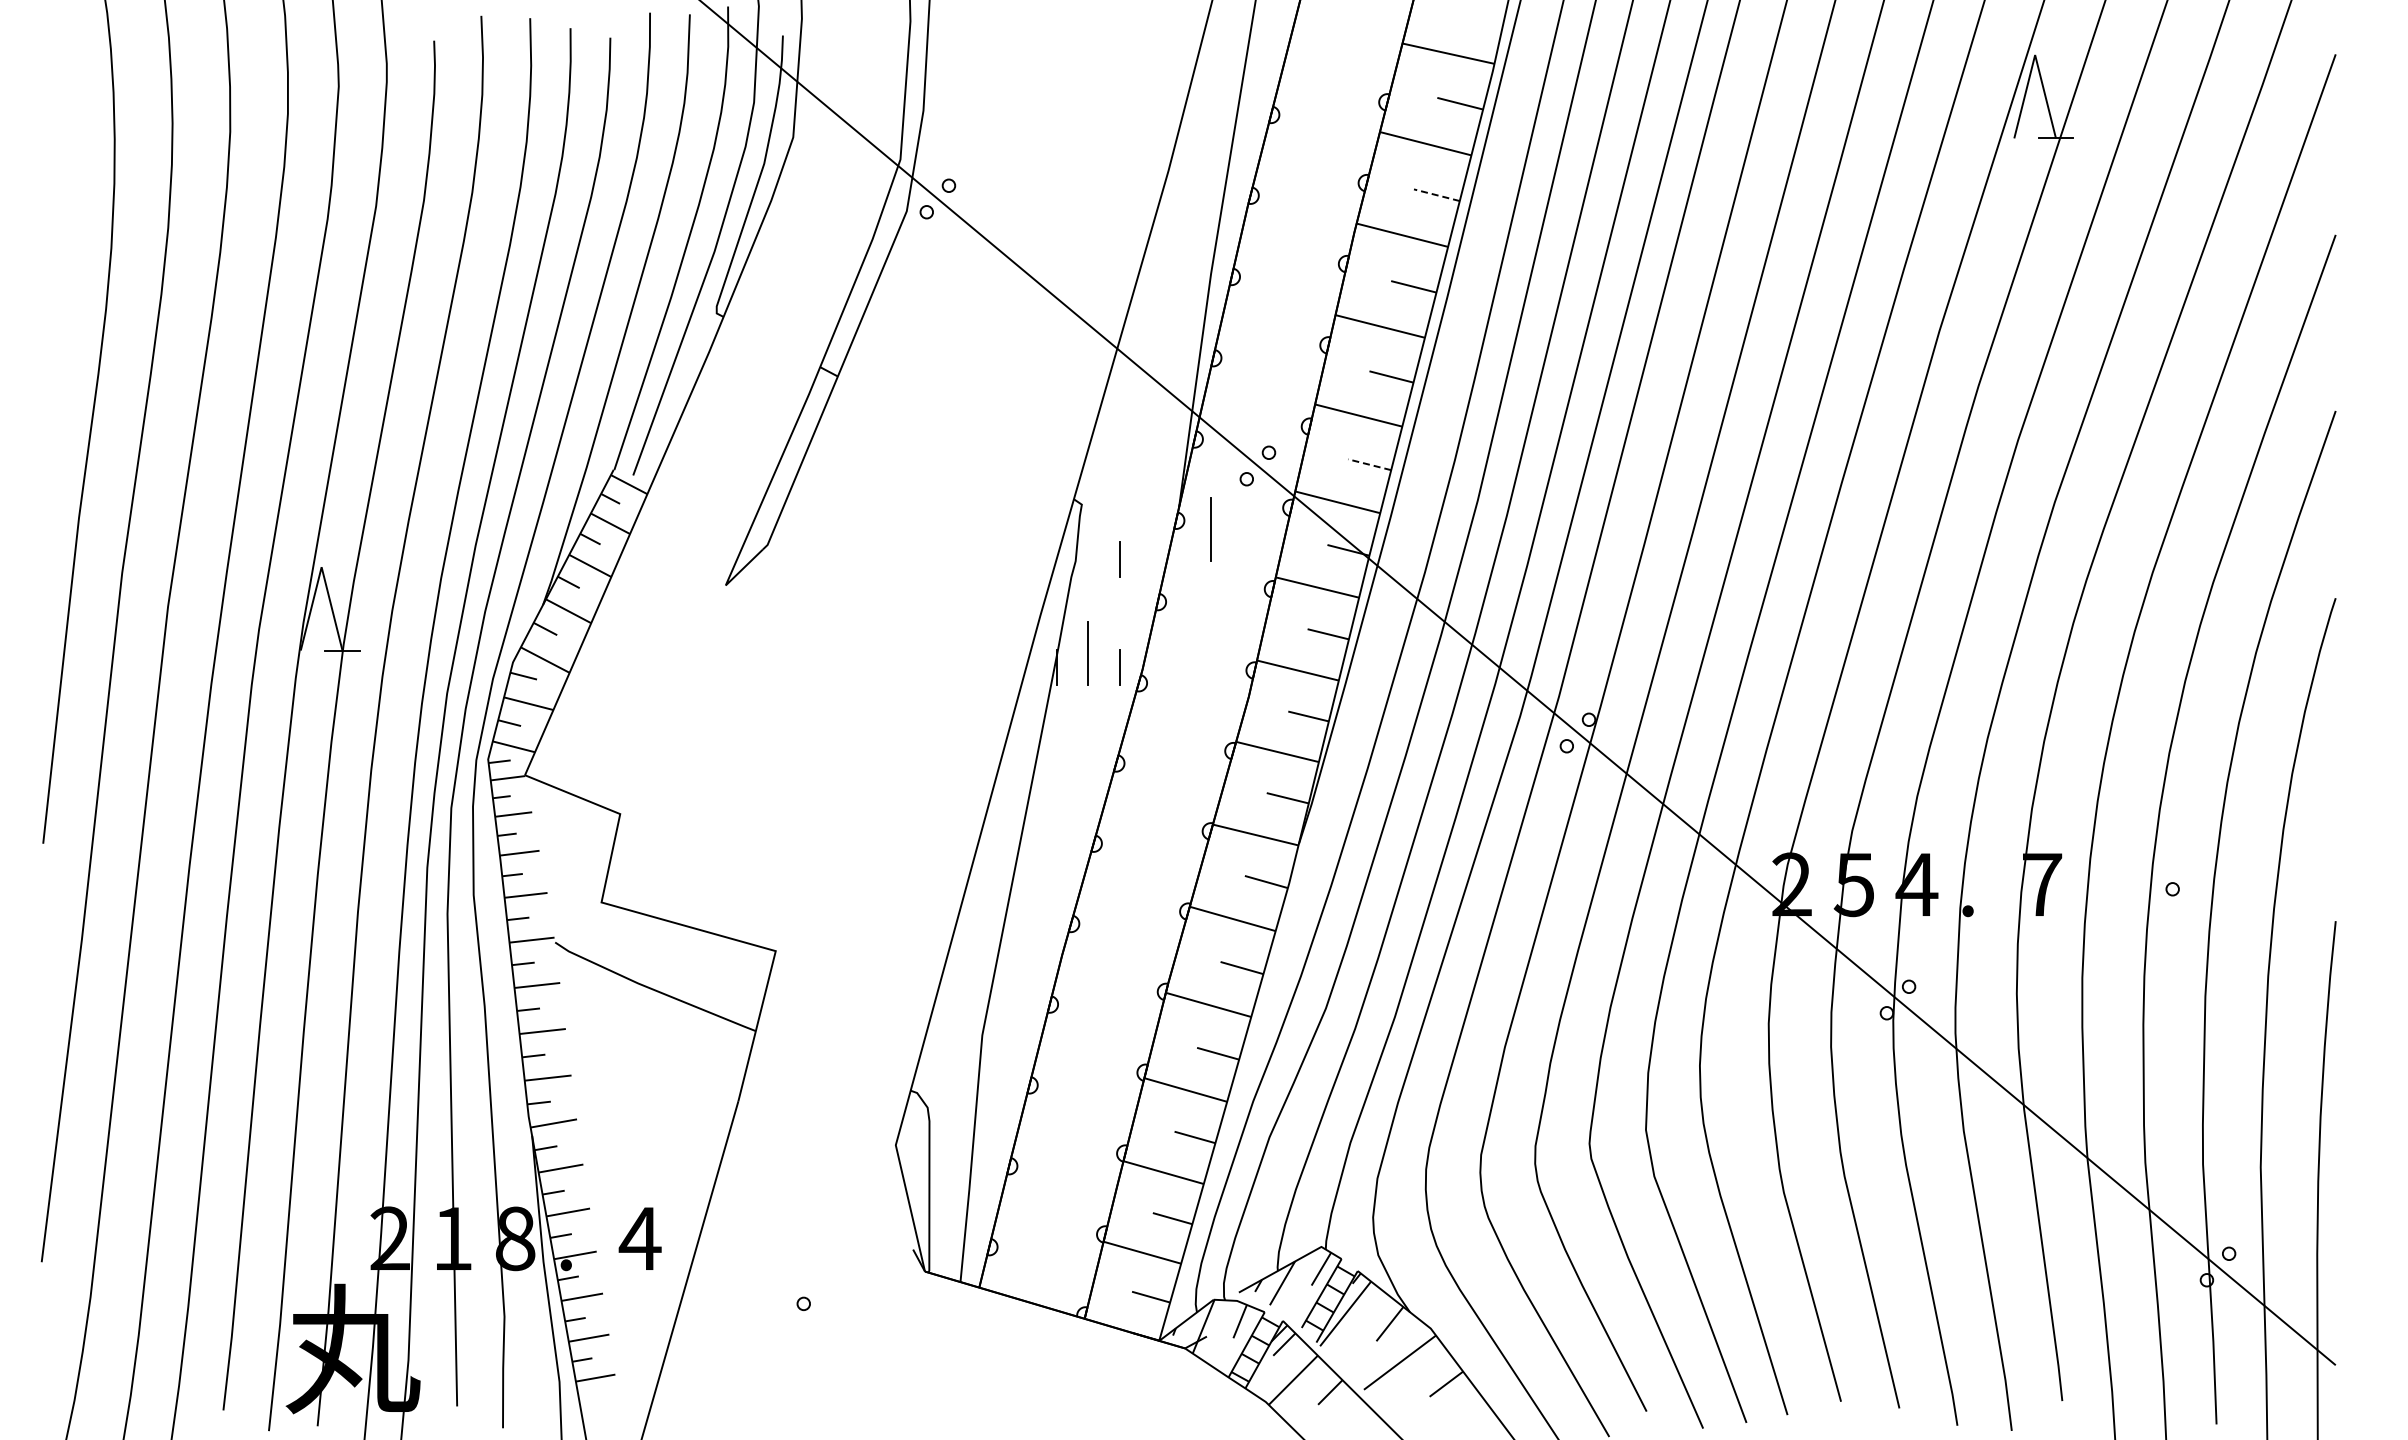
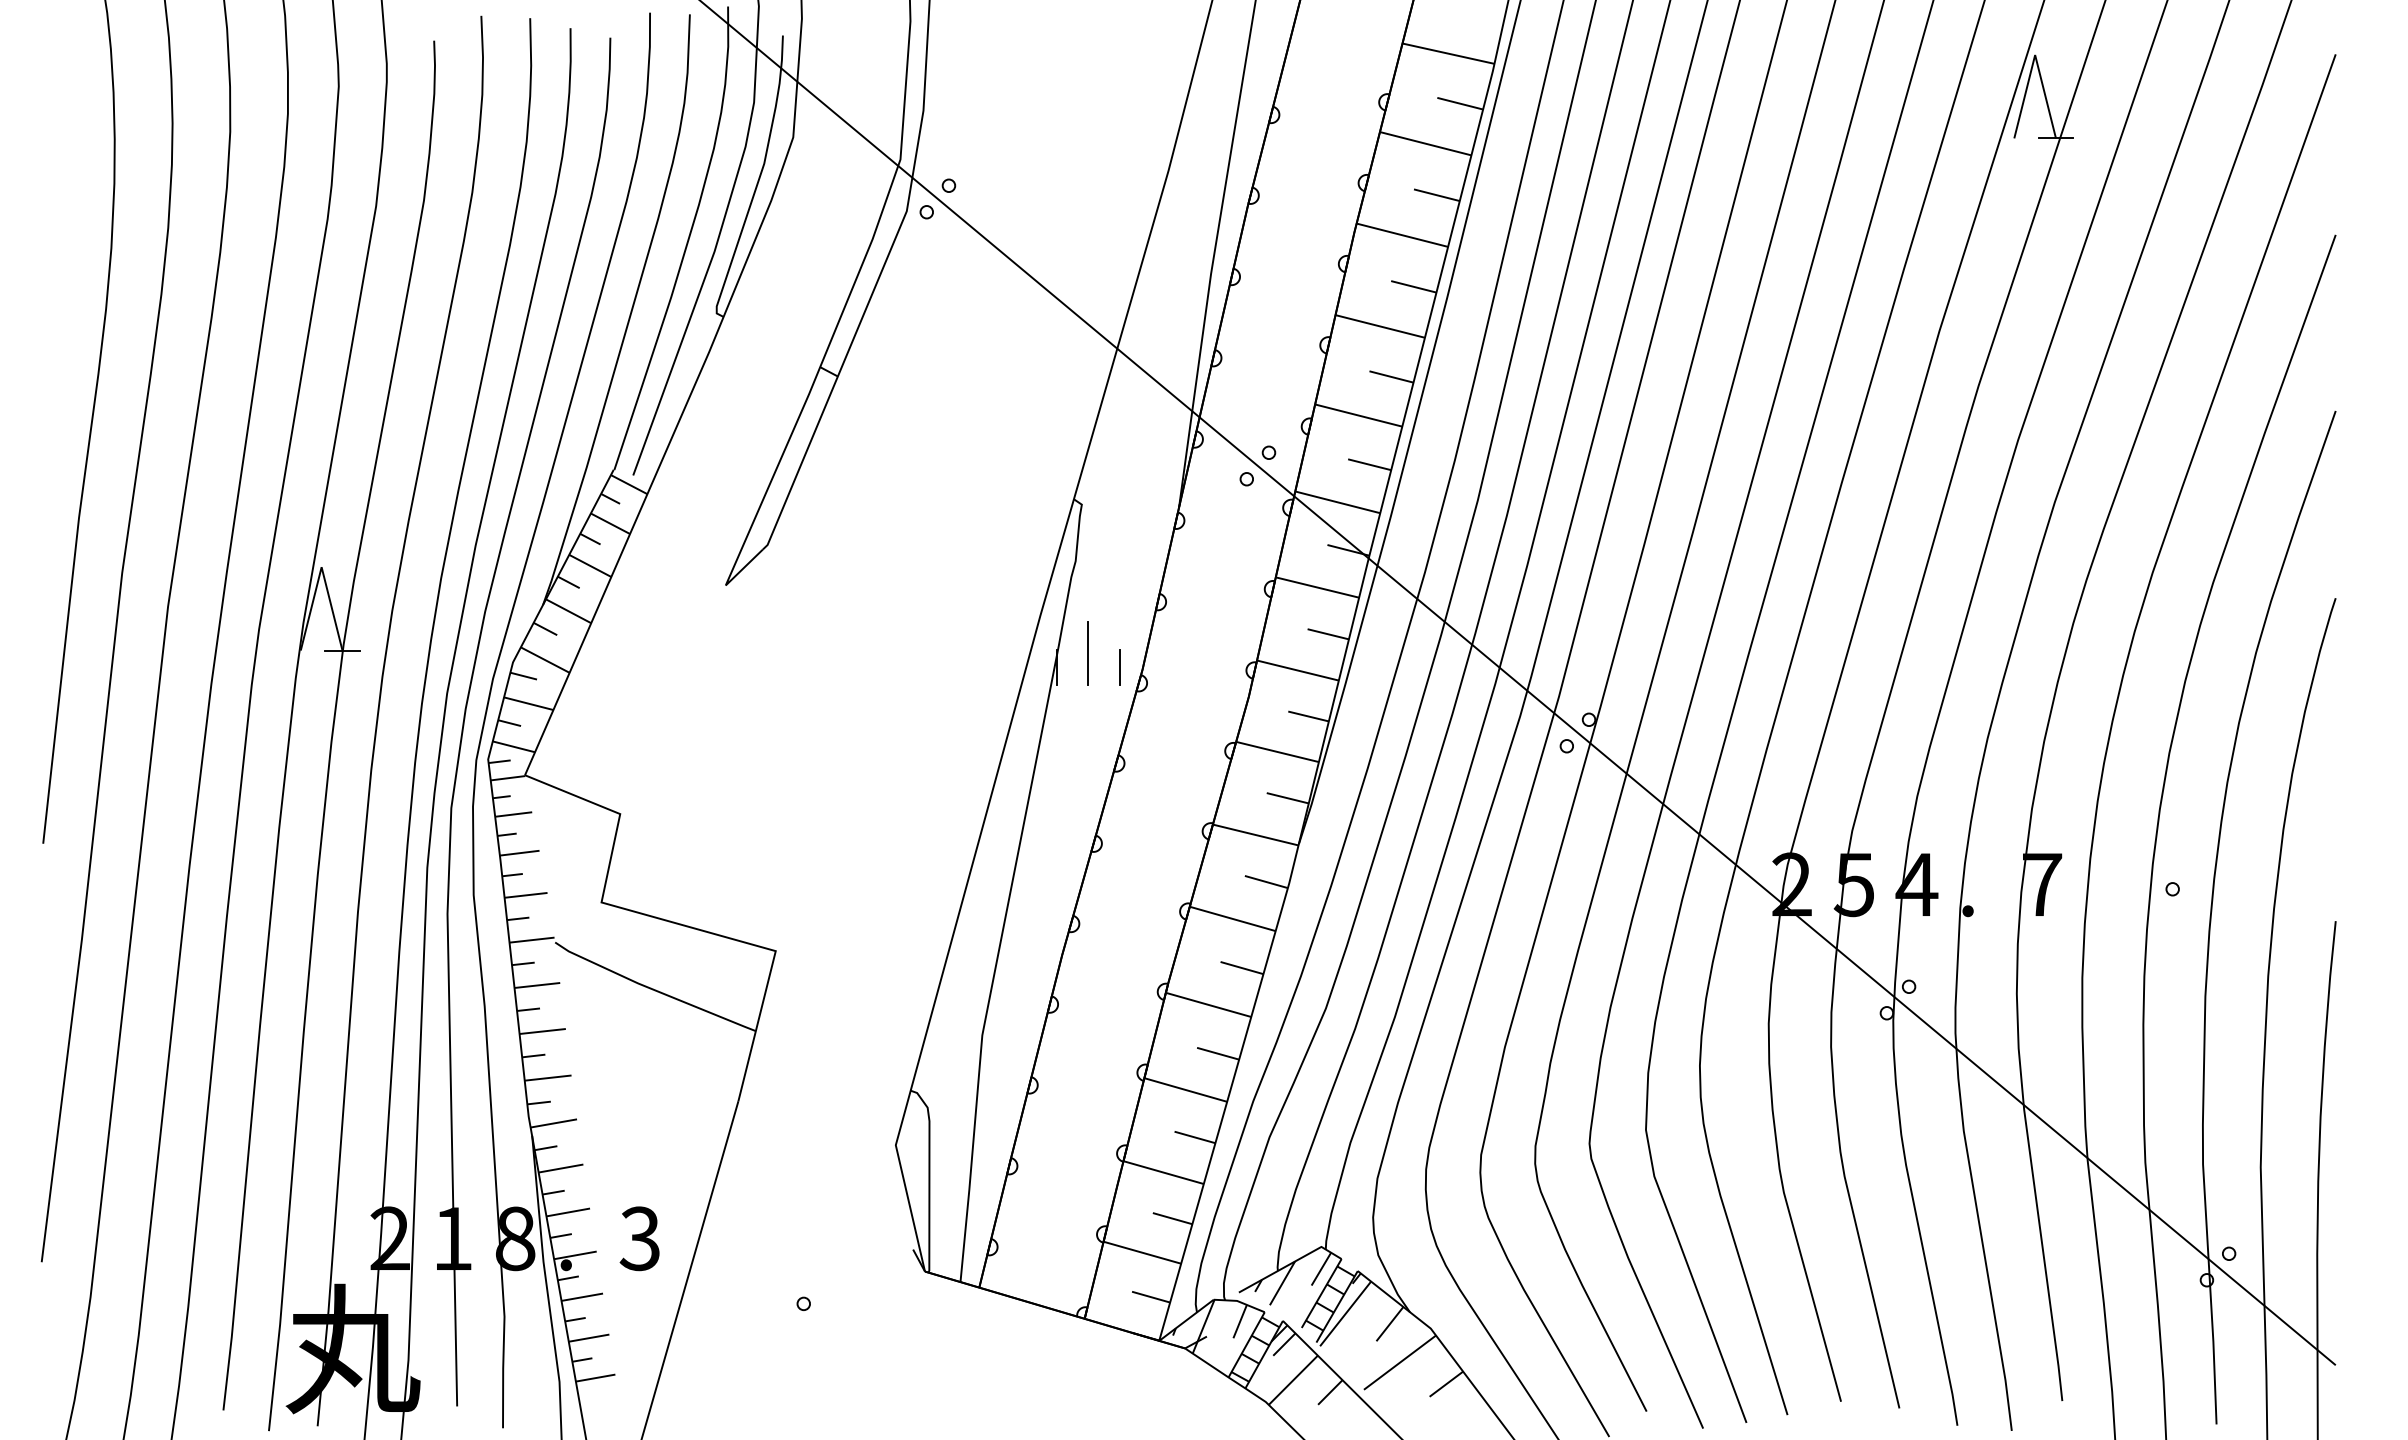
line: dashed -> solid (1436, 195)
line: dashed -> solid (1369, 464)
line: present -> none (1210, 529)
line: present -> none (1119, 559)
text: 4 -> 3 (639, 1238)
